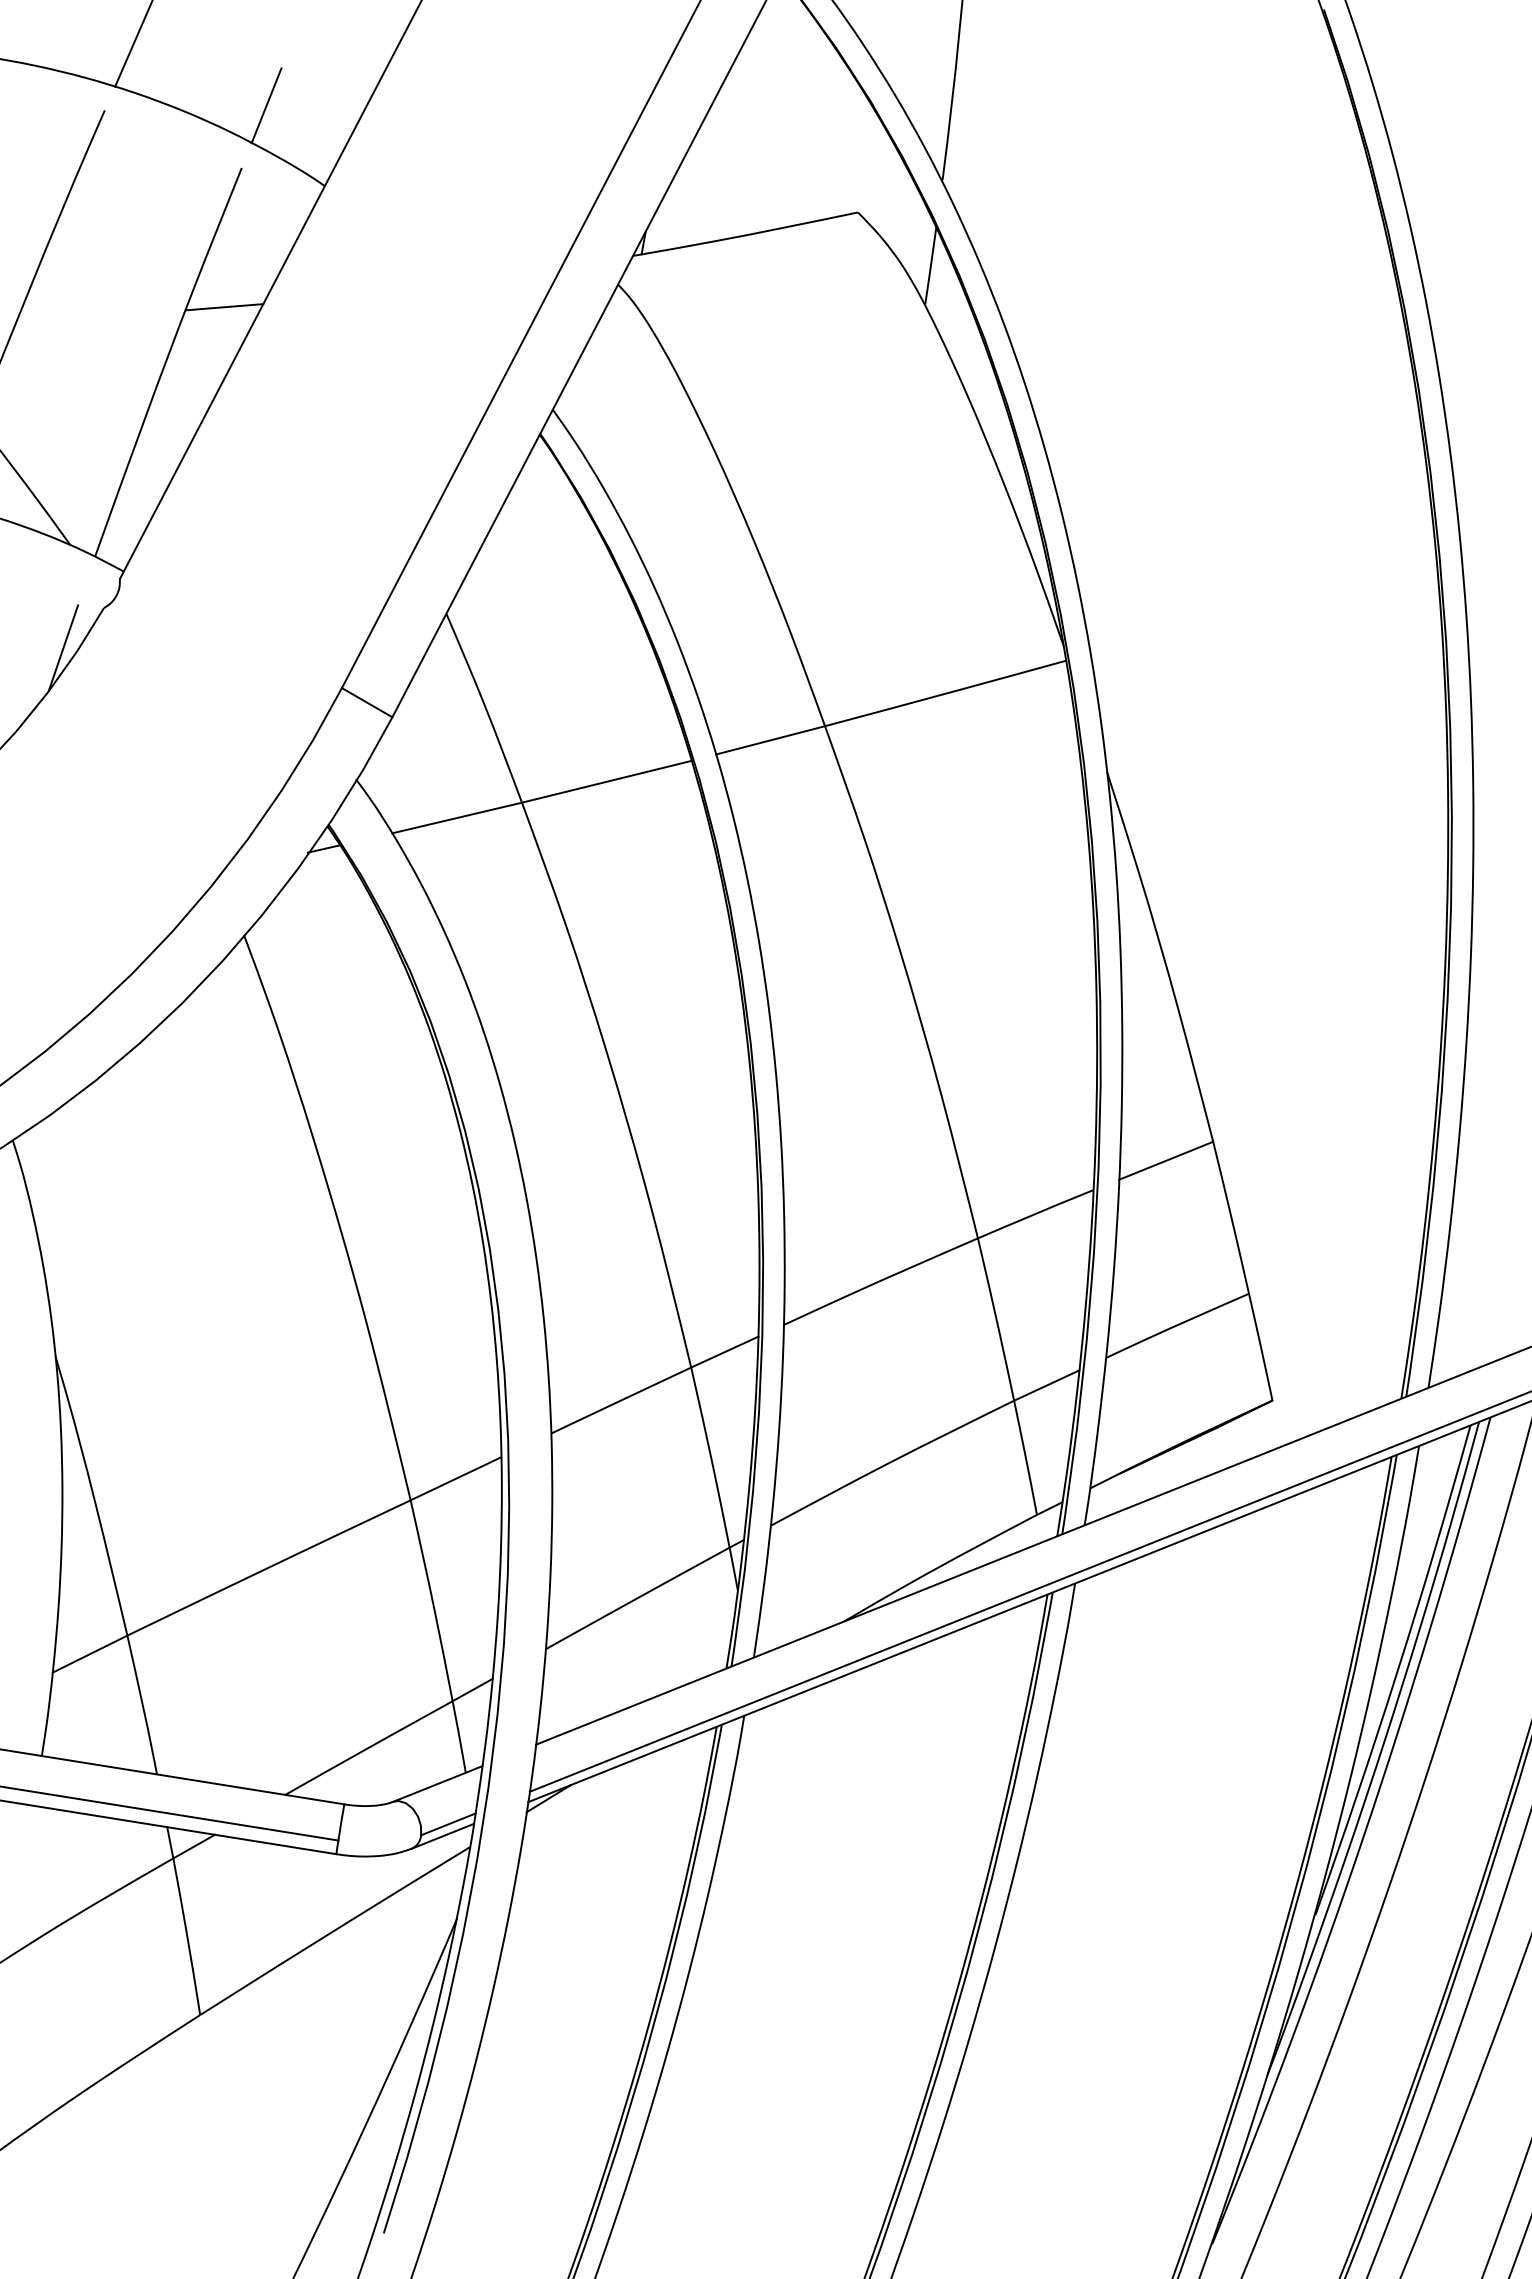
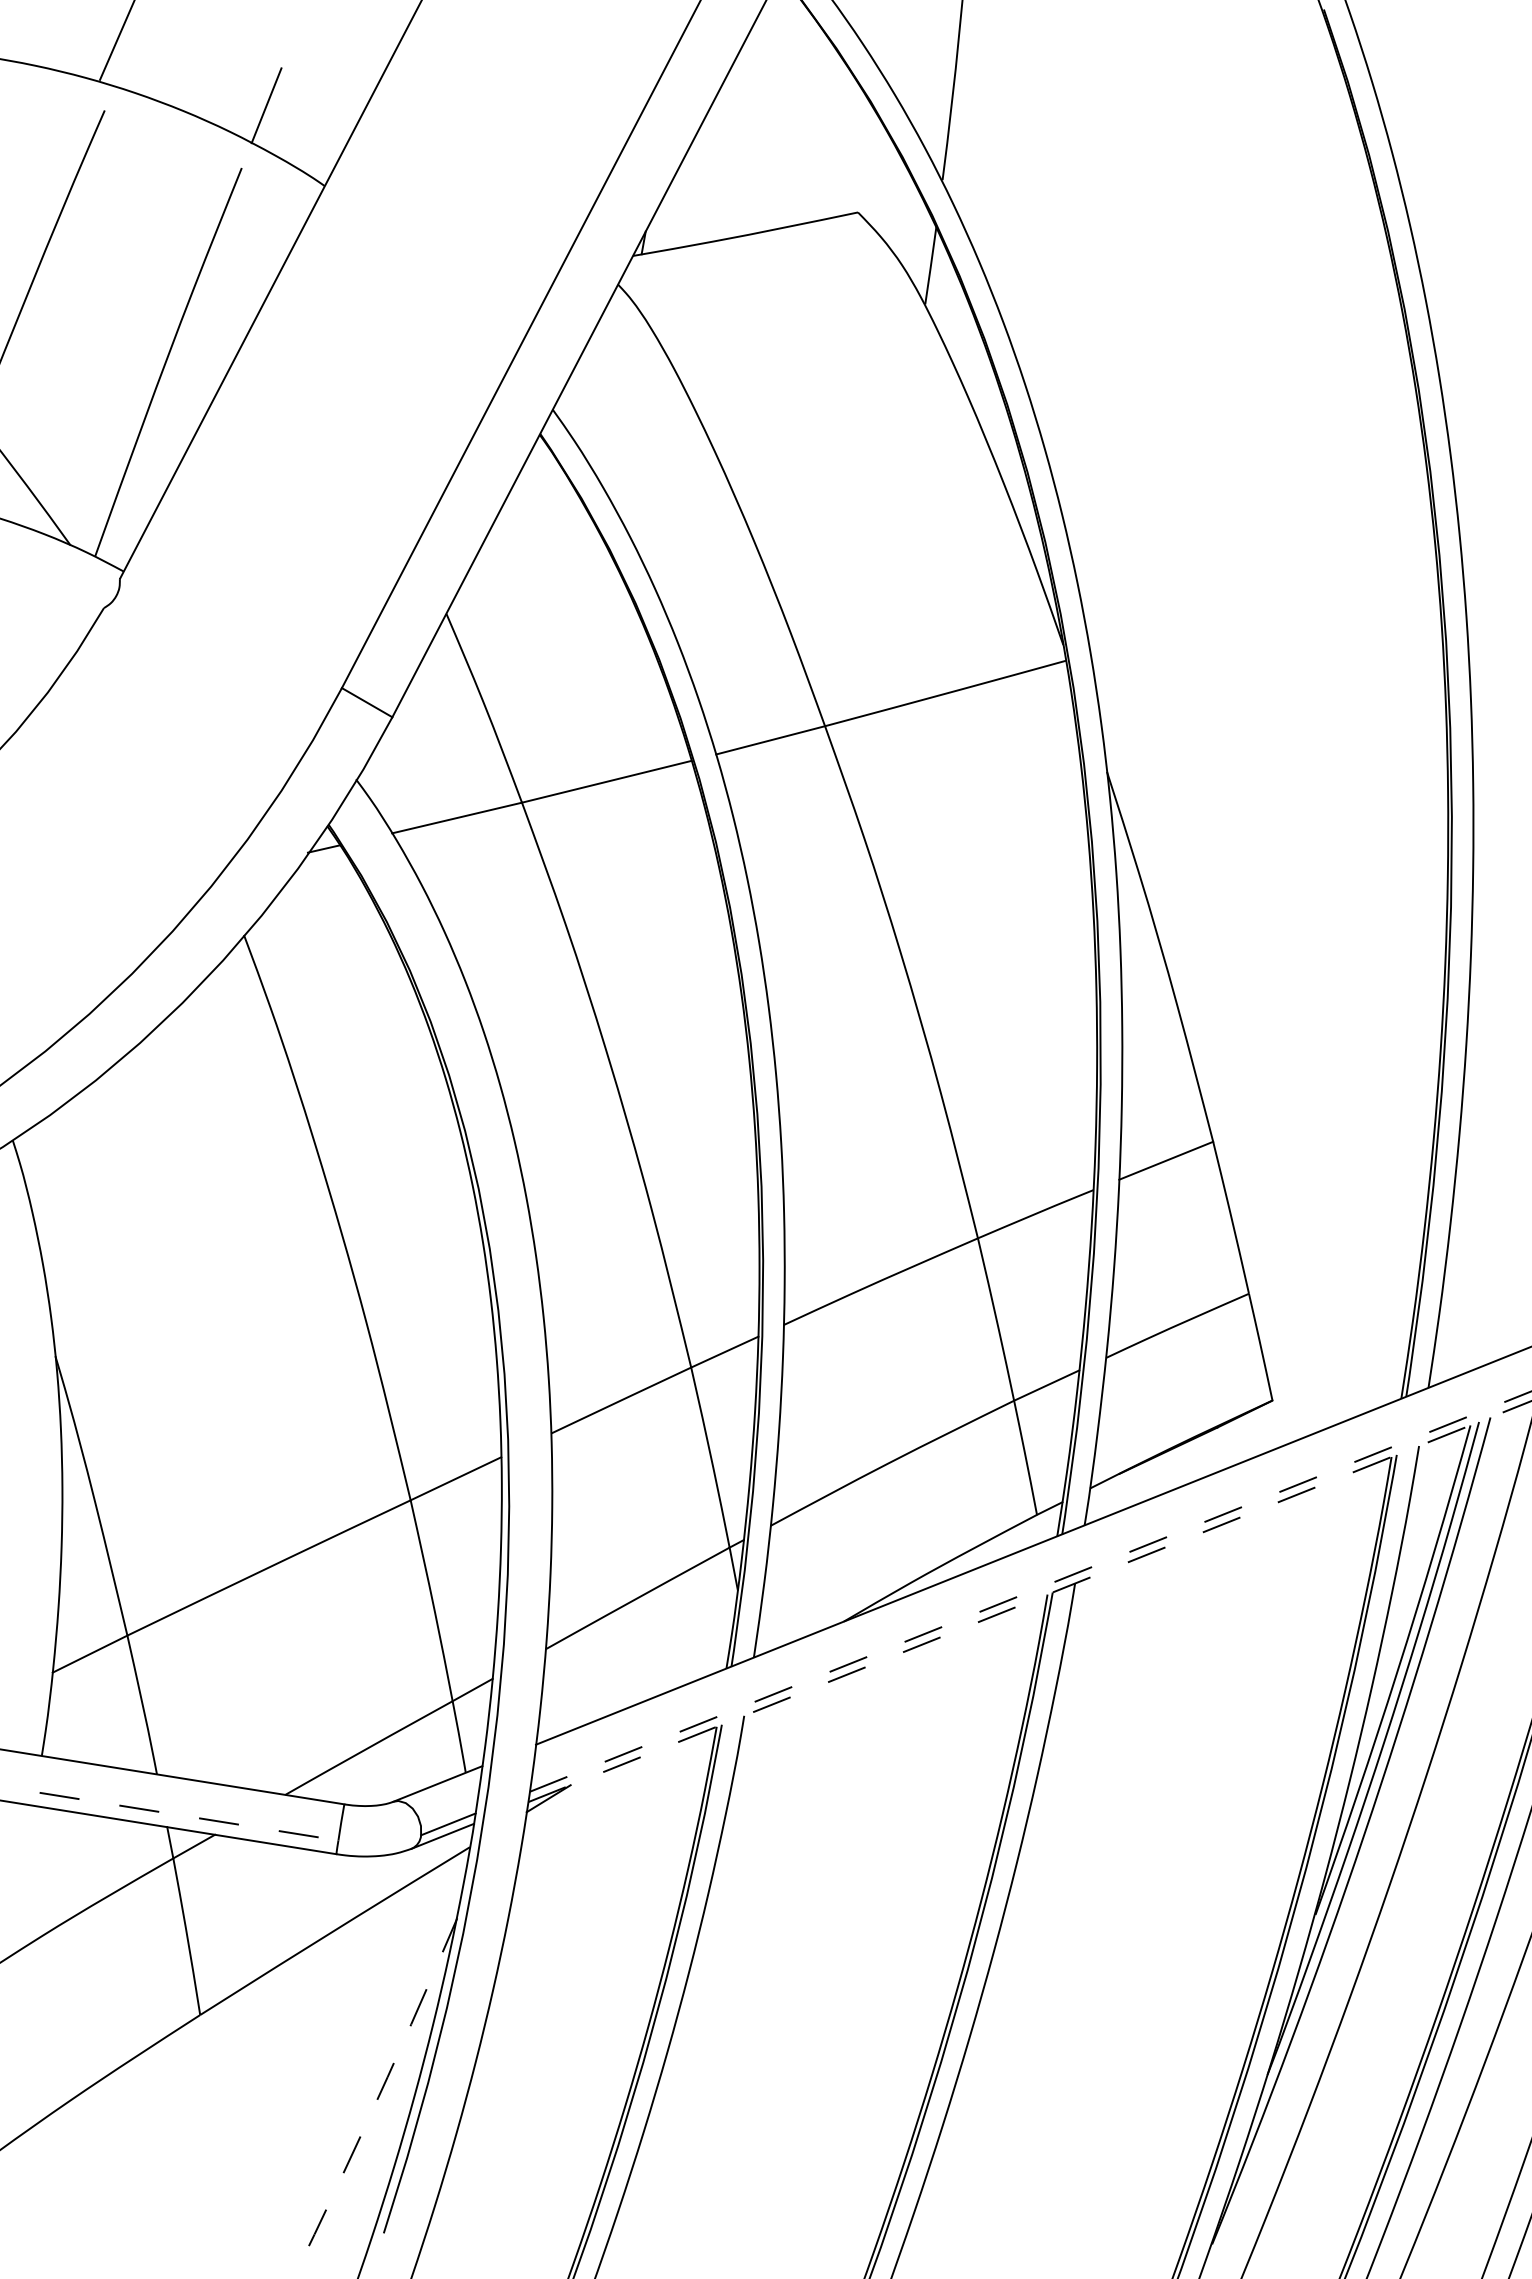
line position: (133, 44) -> (116, 40) (116, 40)
line: present -> none (224, 307)
line: present -> none (63, 647)
line: solid -> dashed (1030, 1591)
line: solid -> dashed (1030, 1601)
line: solid -> dashed (169, 1813)
arc: solid -> dashed (377, 2098)
